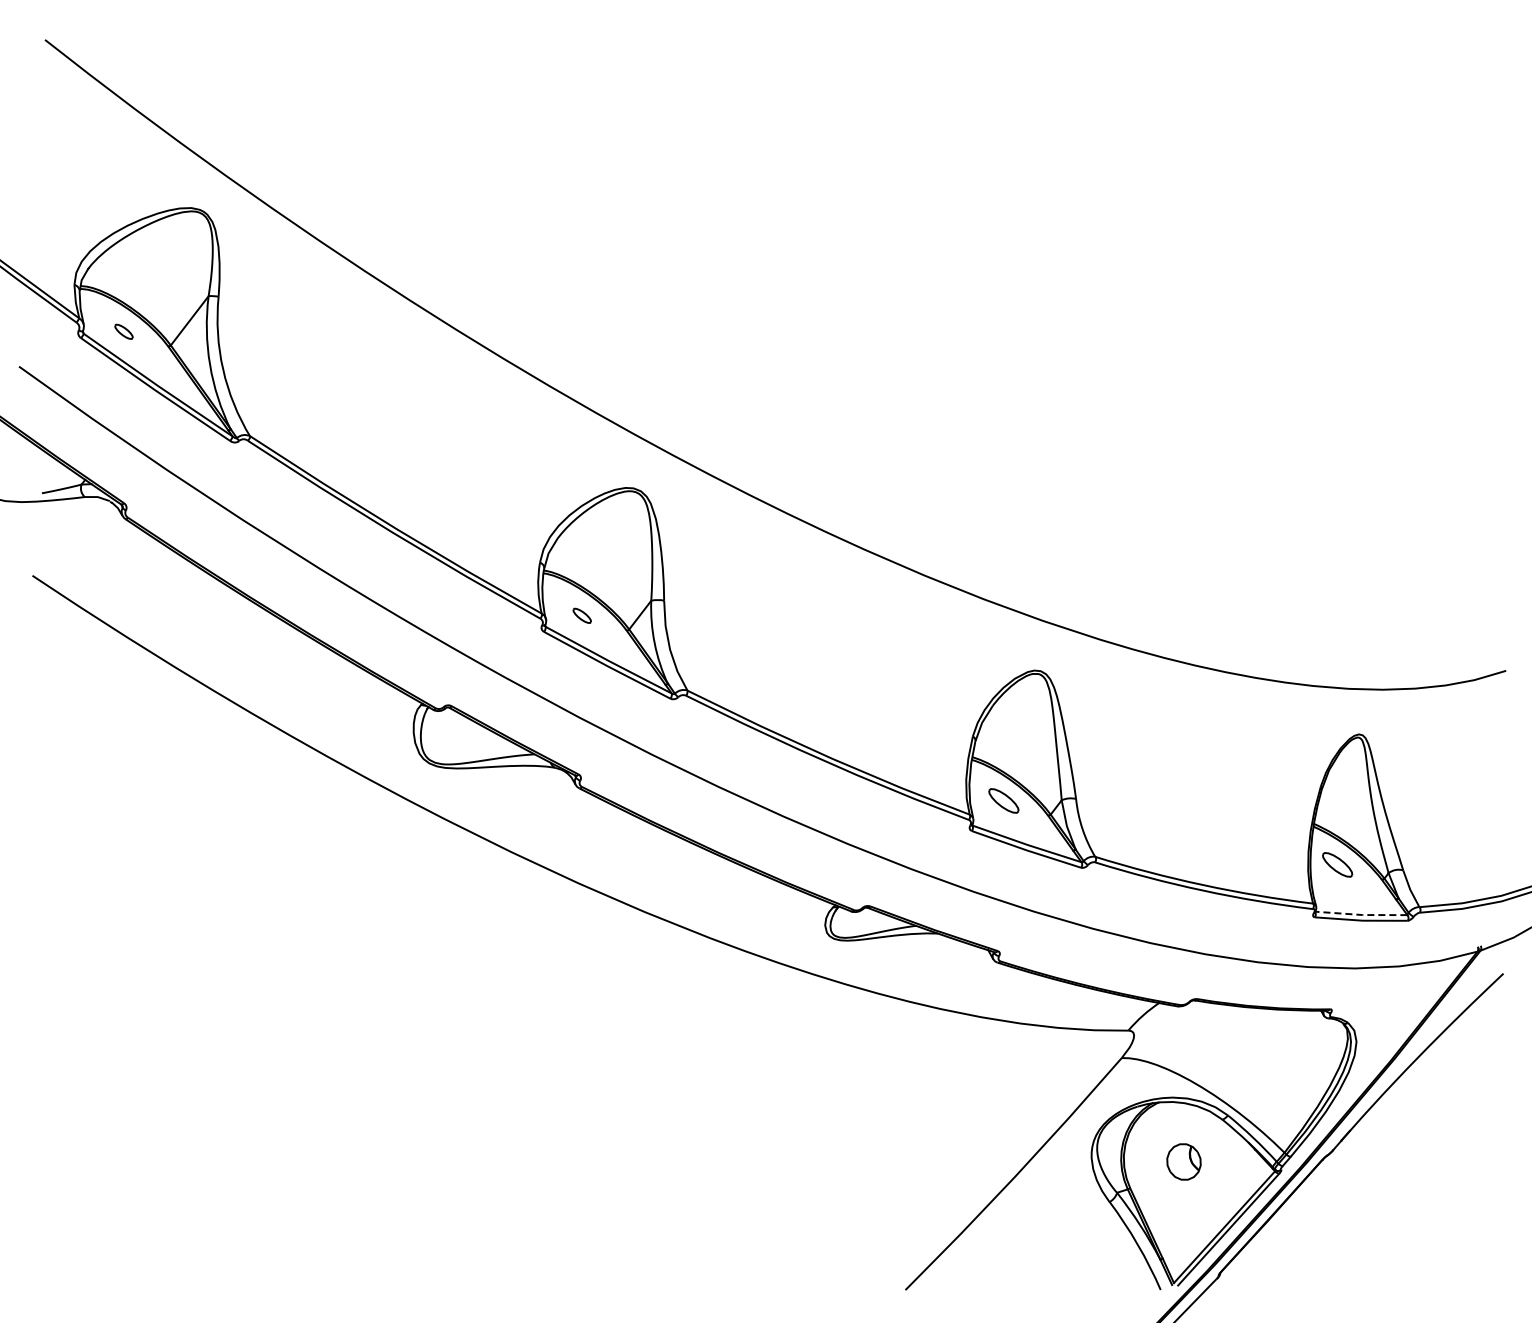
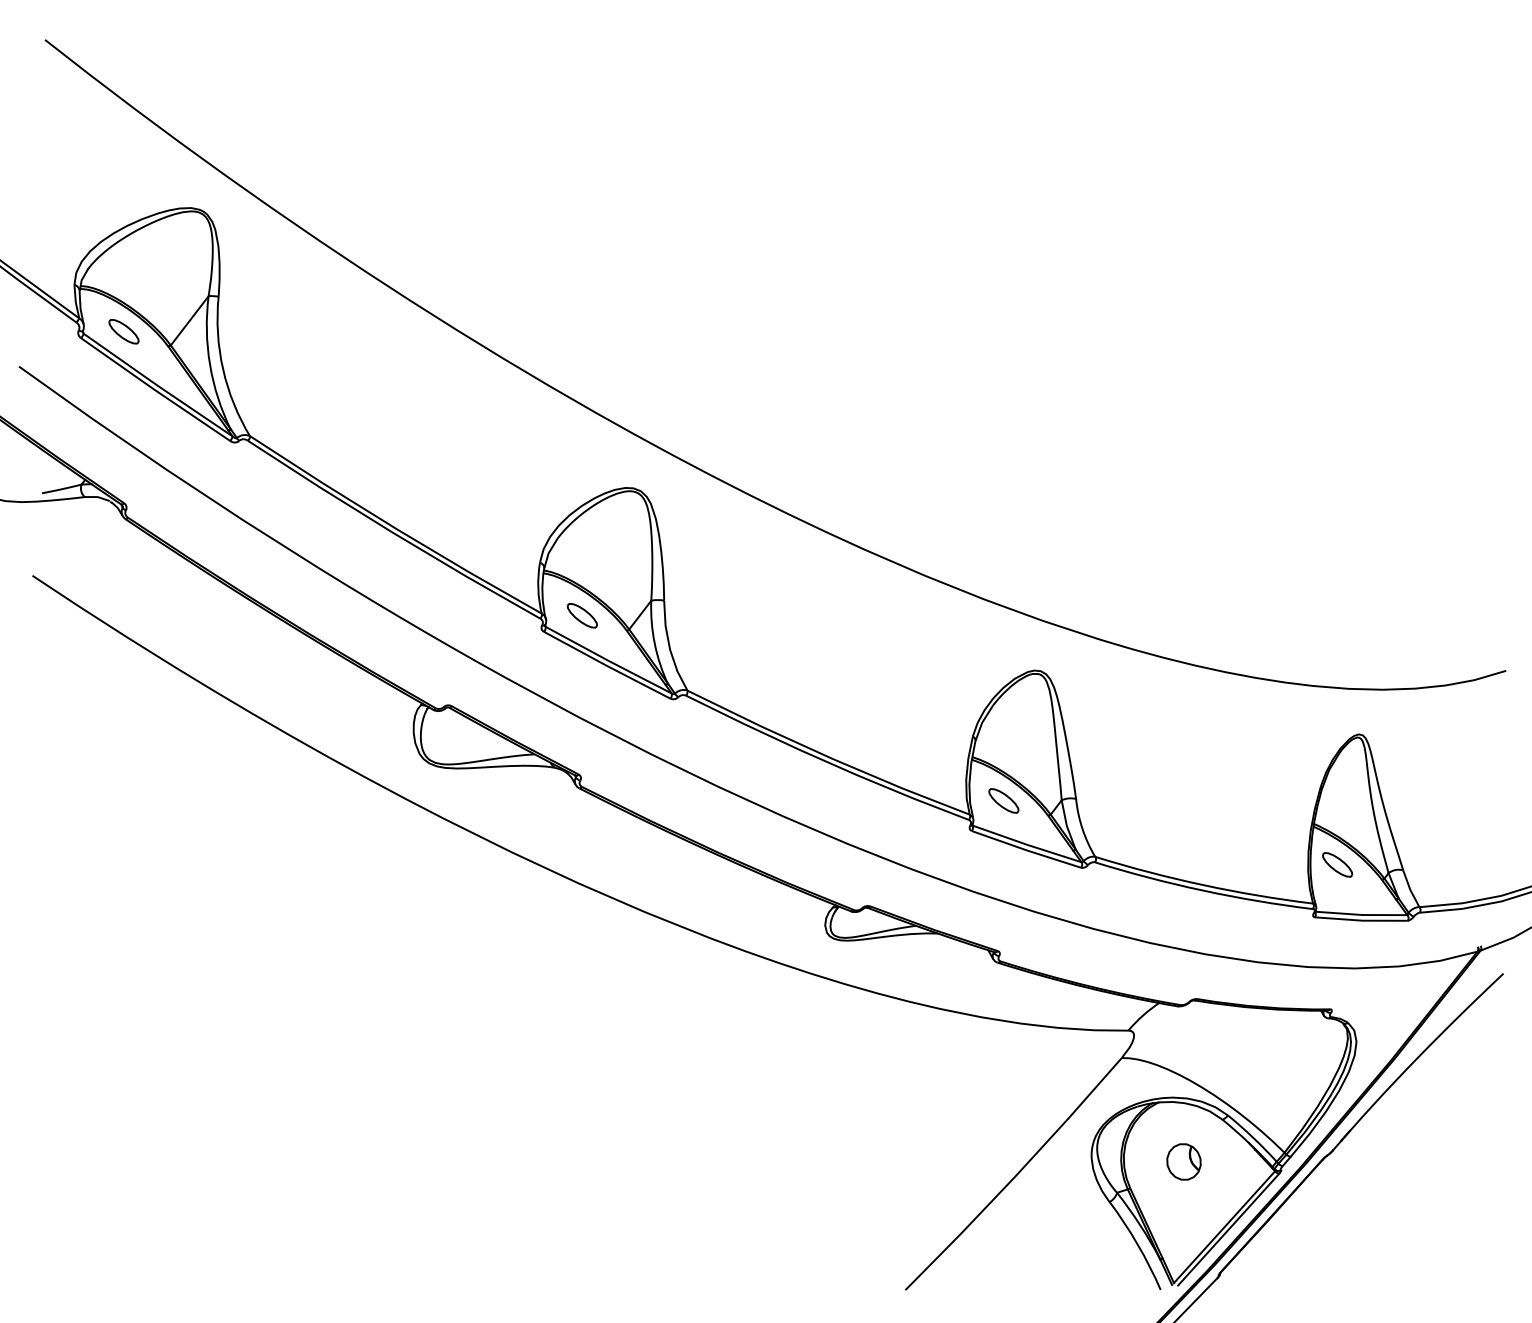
part size: 20x17 px -> 32x26 px (123, 331)
part size: 20x17 px -> 32x26 px (581, 615)
line: dashed -> solid (1360, 914)
